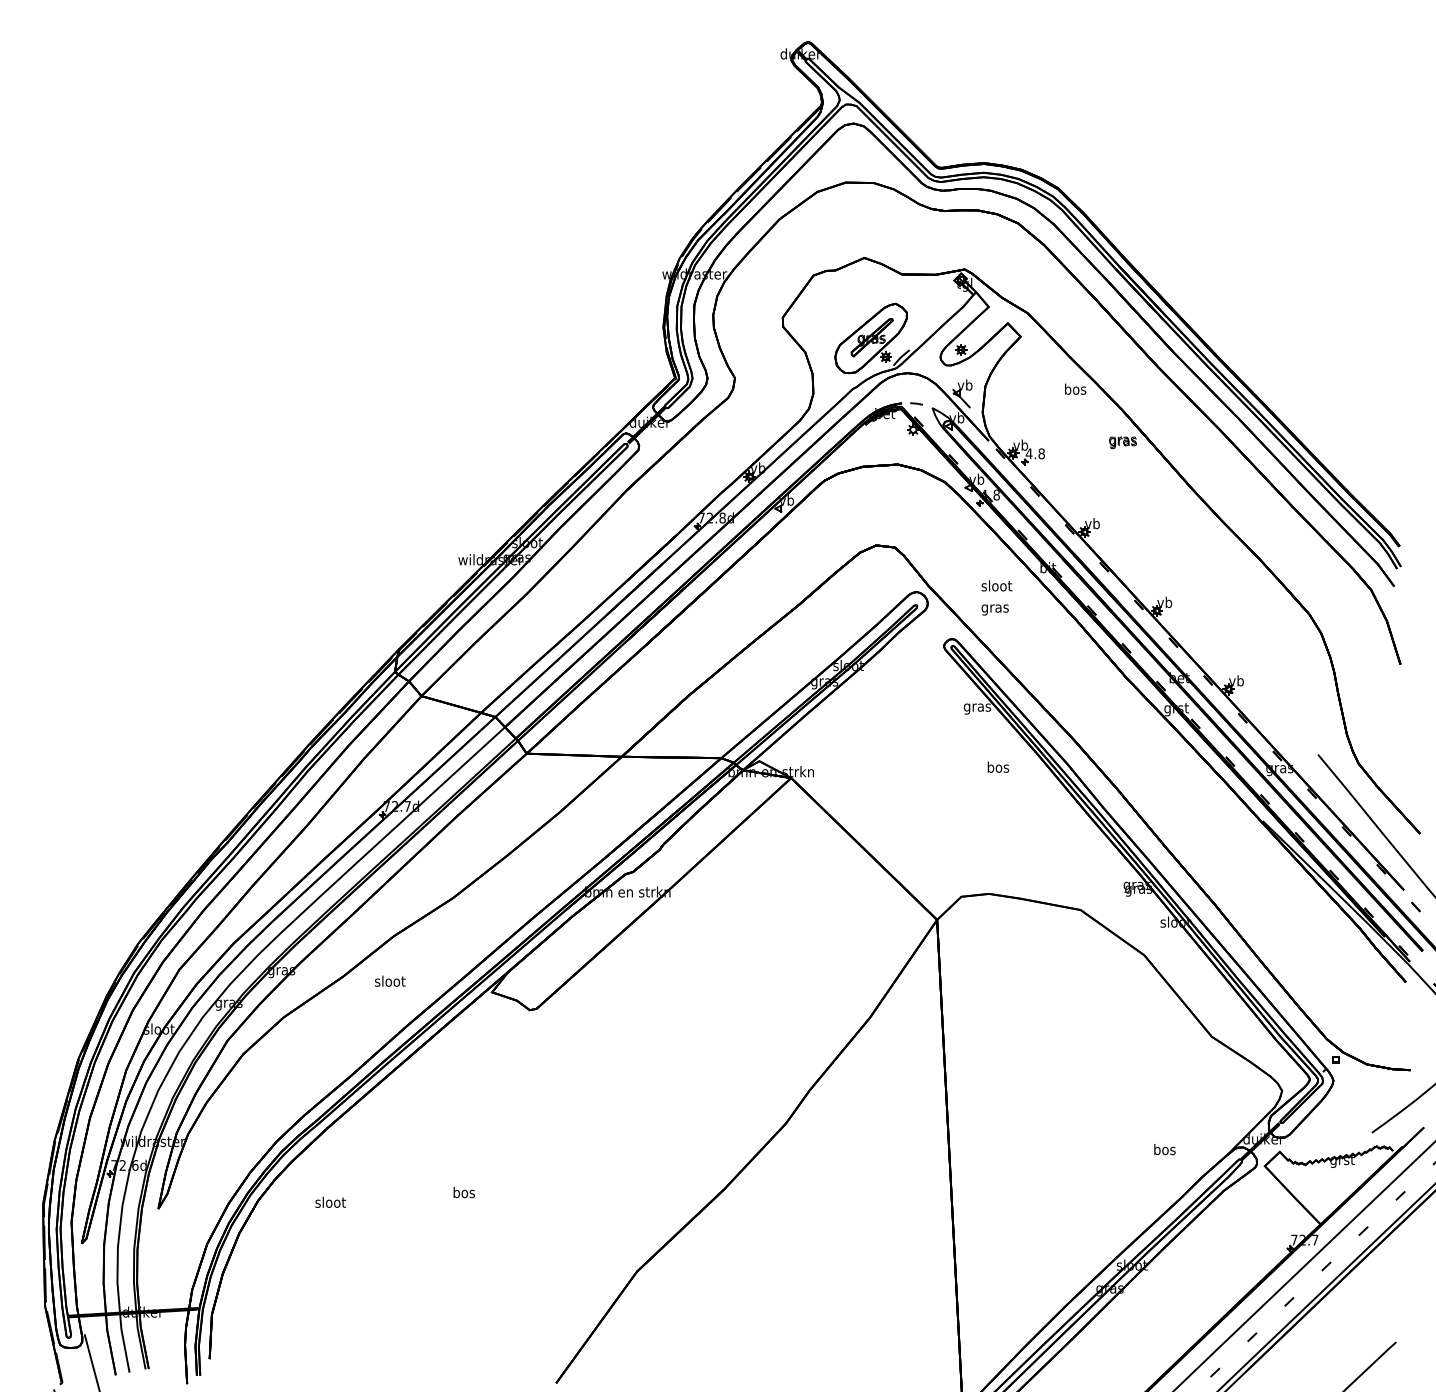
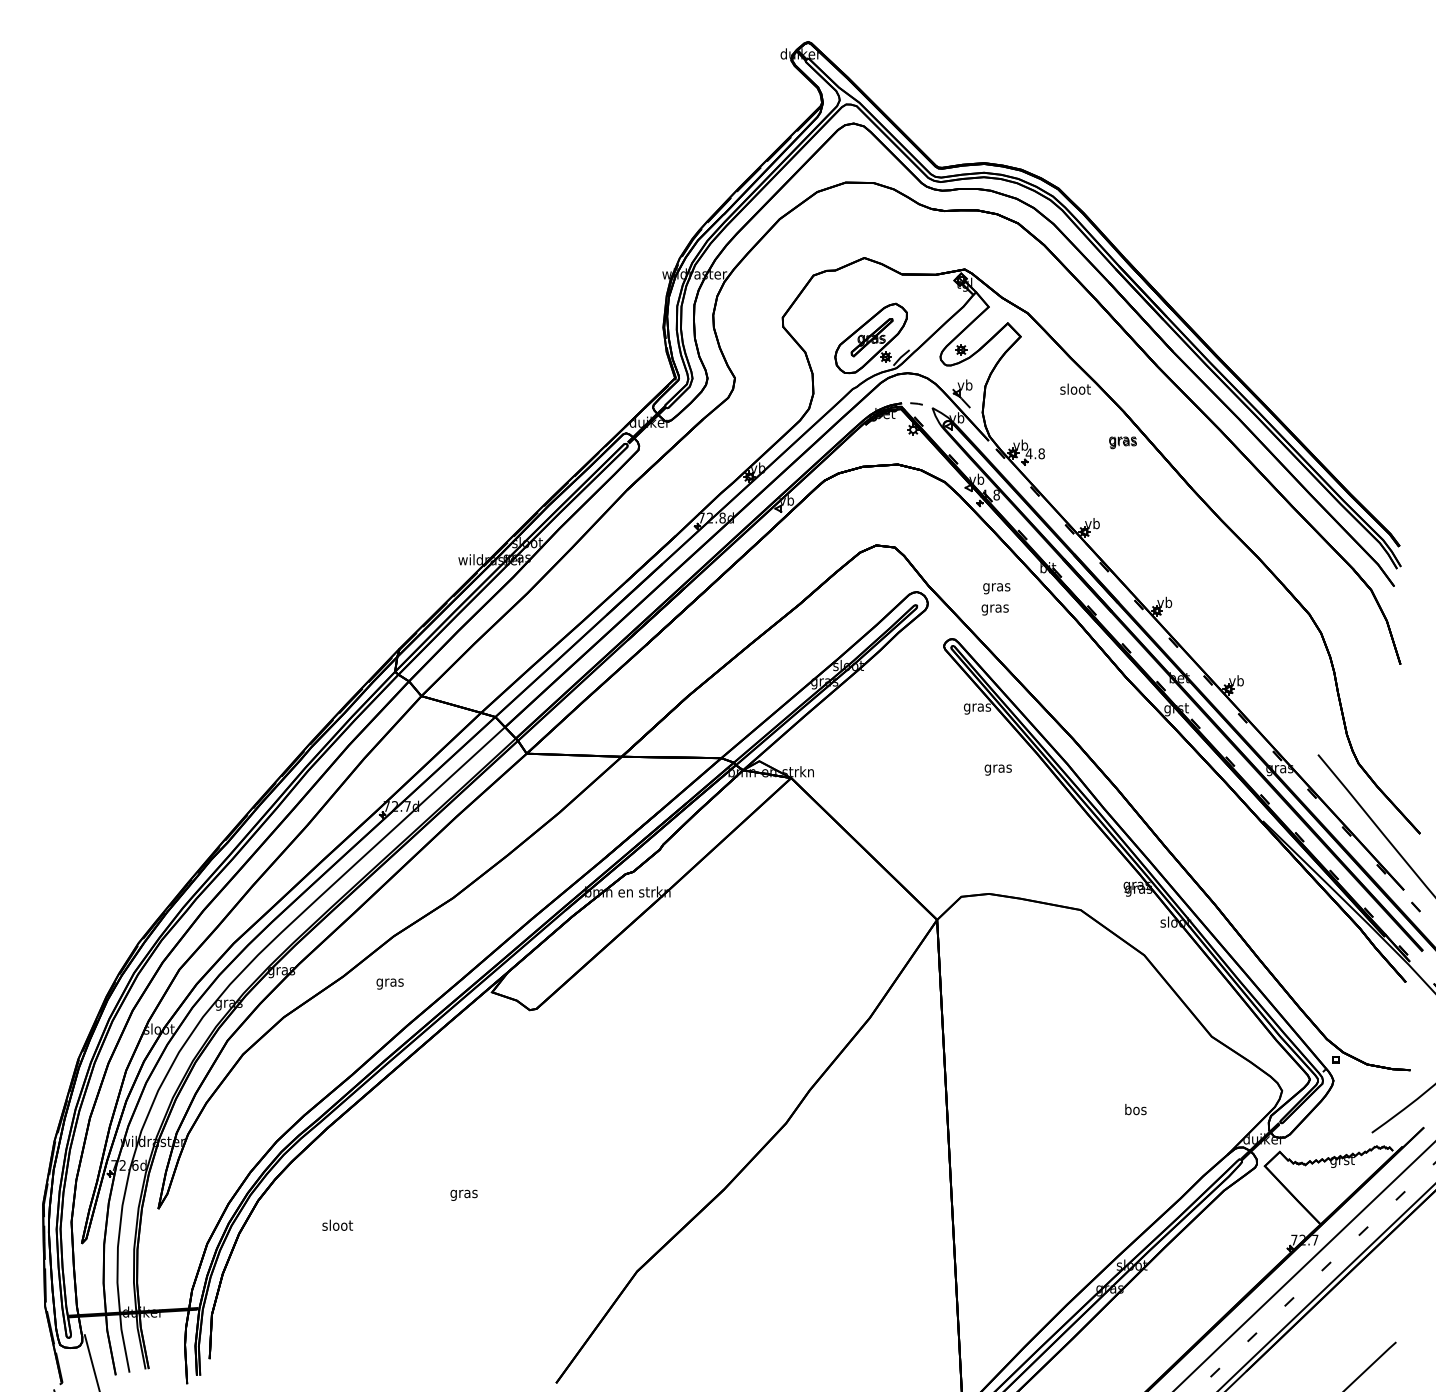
text: bos -> sloot (1075, 388)
text: sloot -> gras (996, 587)
text: bos -> gras (997, 768)
text: sloot -> gras (390, 982)
text position: (1164, 1149) -> (1135, 1109) (1135, 1109)
text: bos -> gras (463, 1193)
text position: (330, 1201) -> (337, 1224) (337, 1224)
